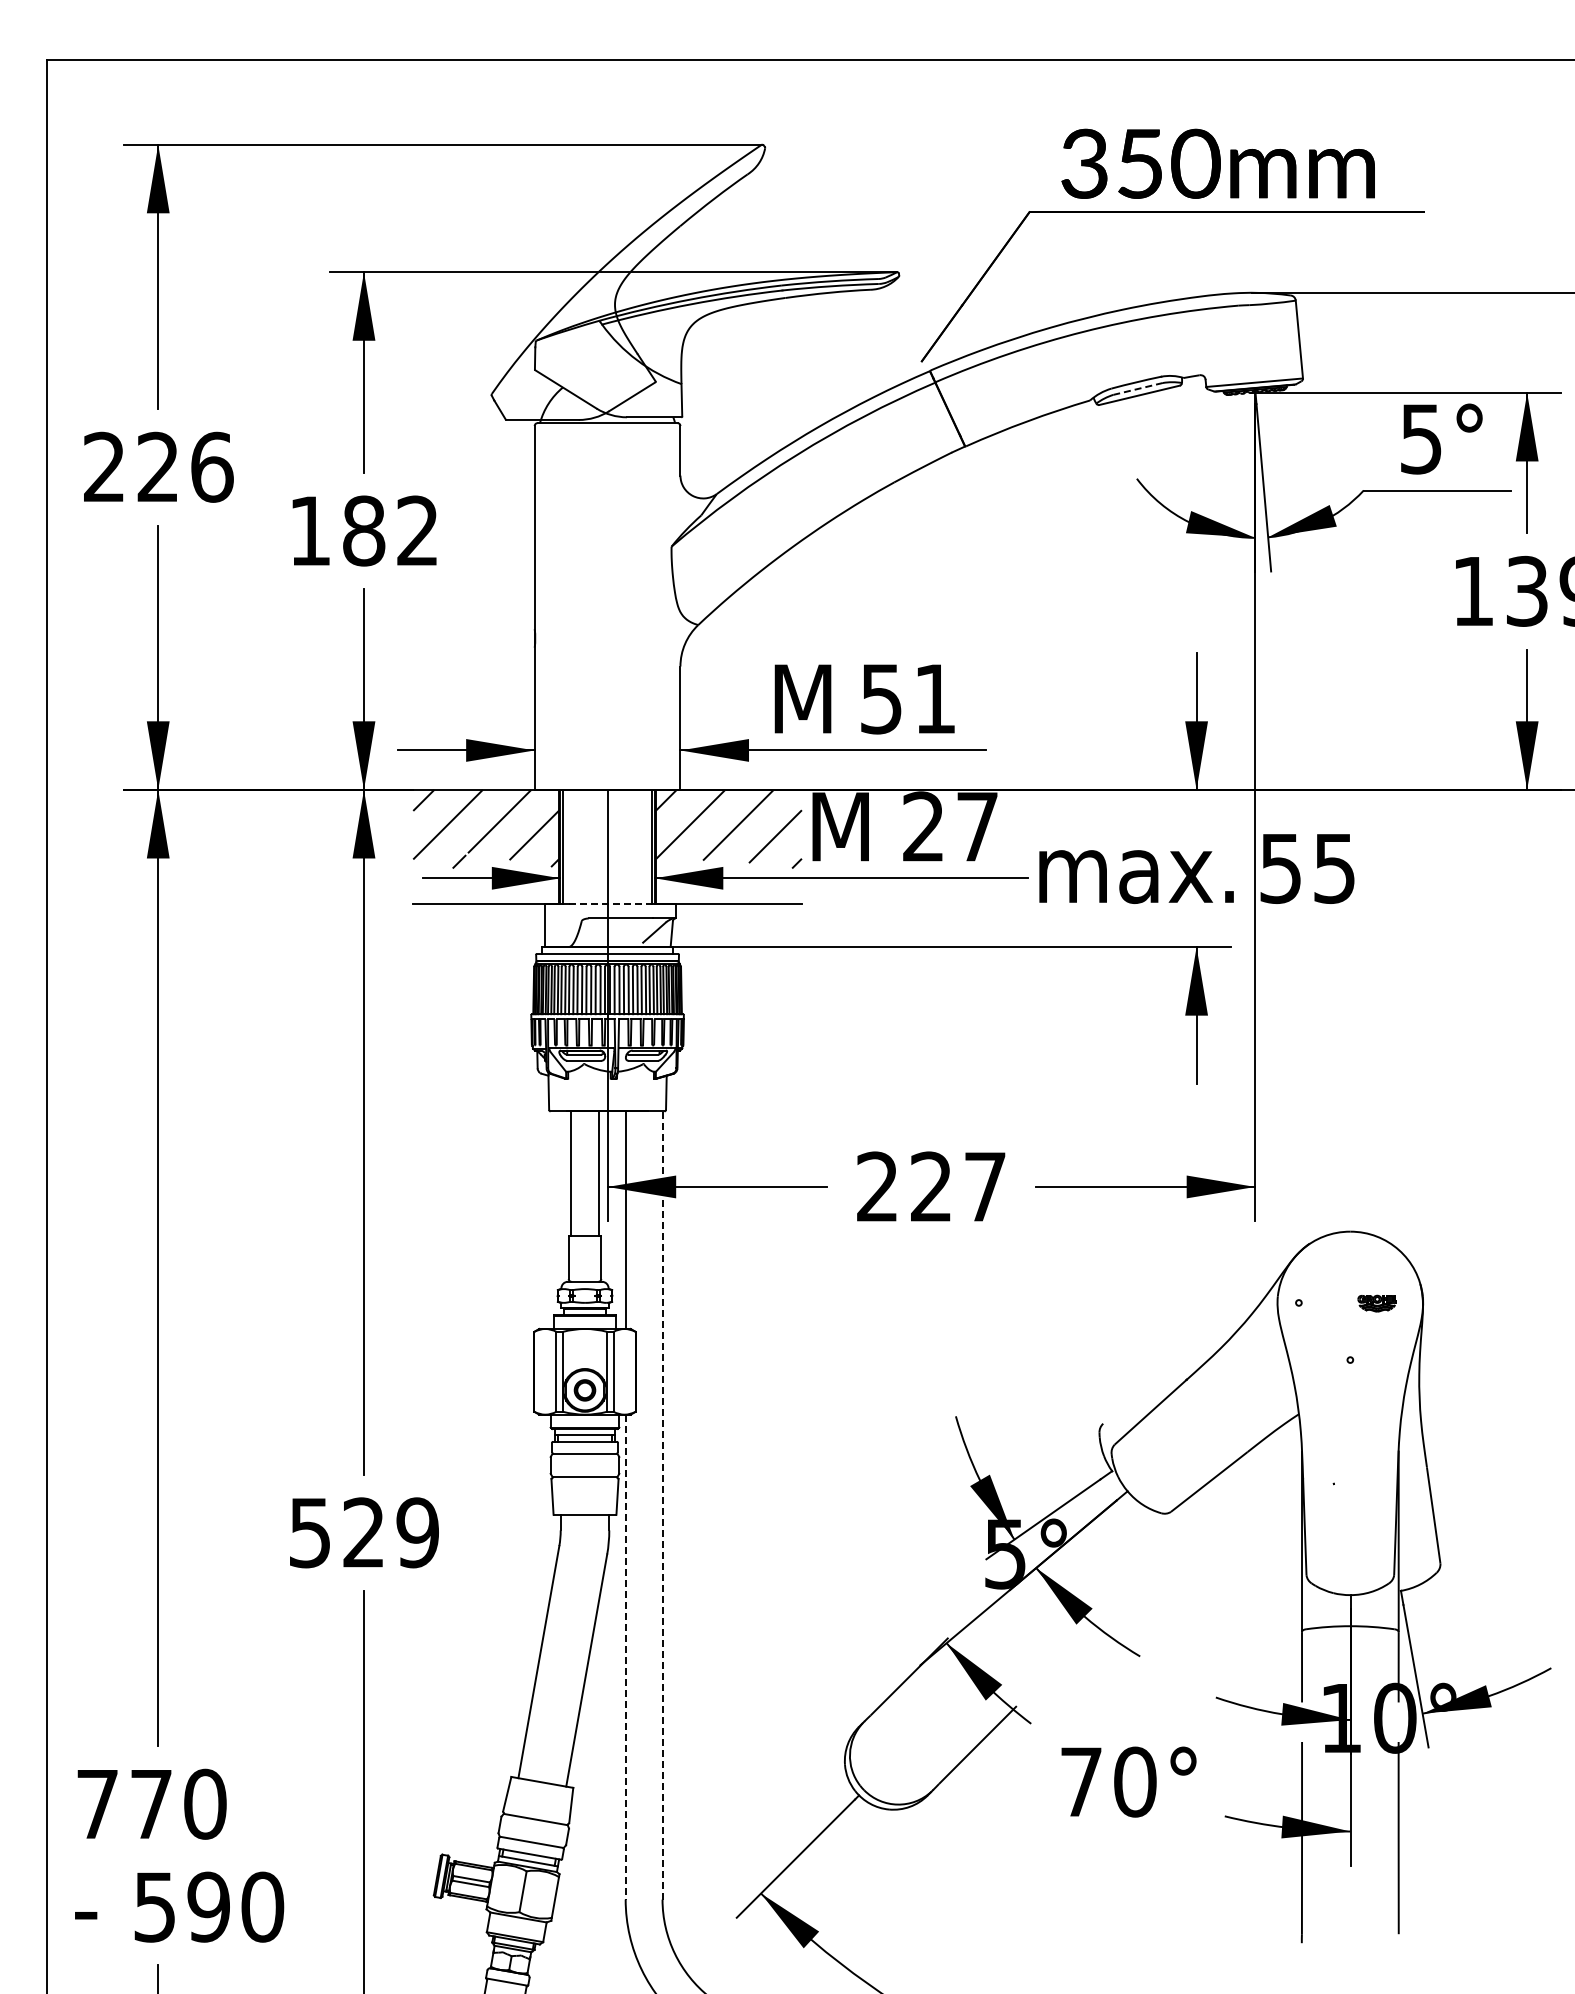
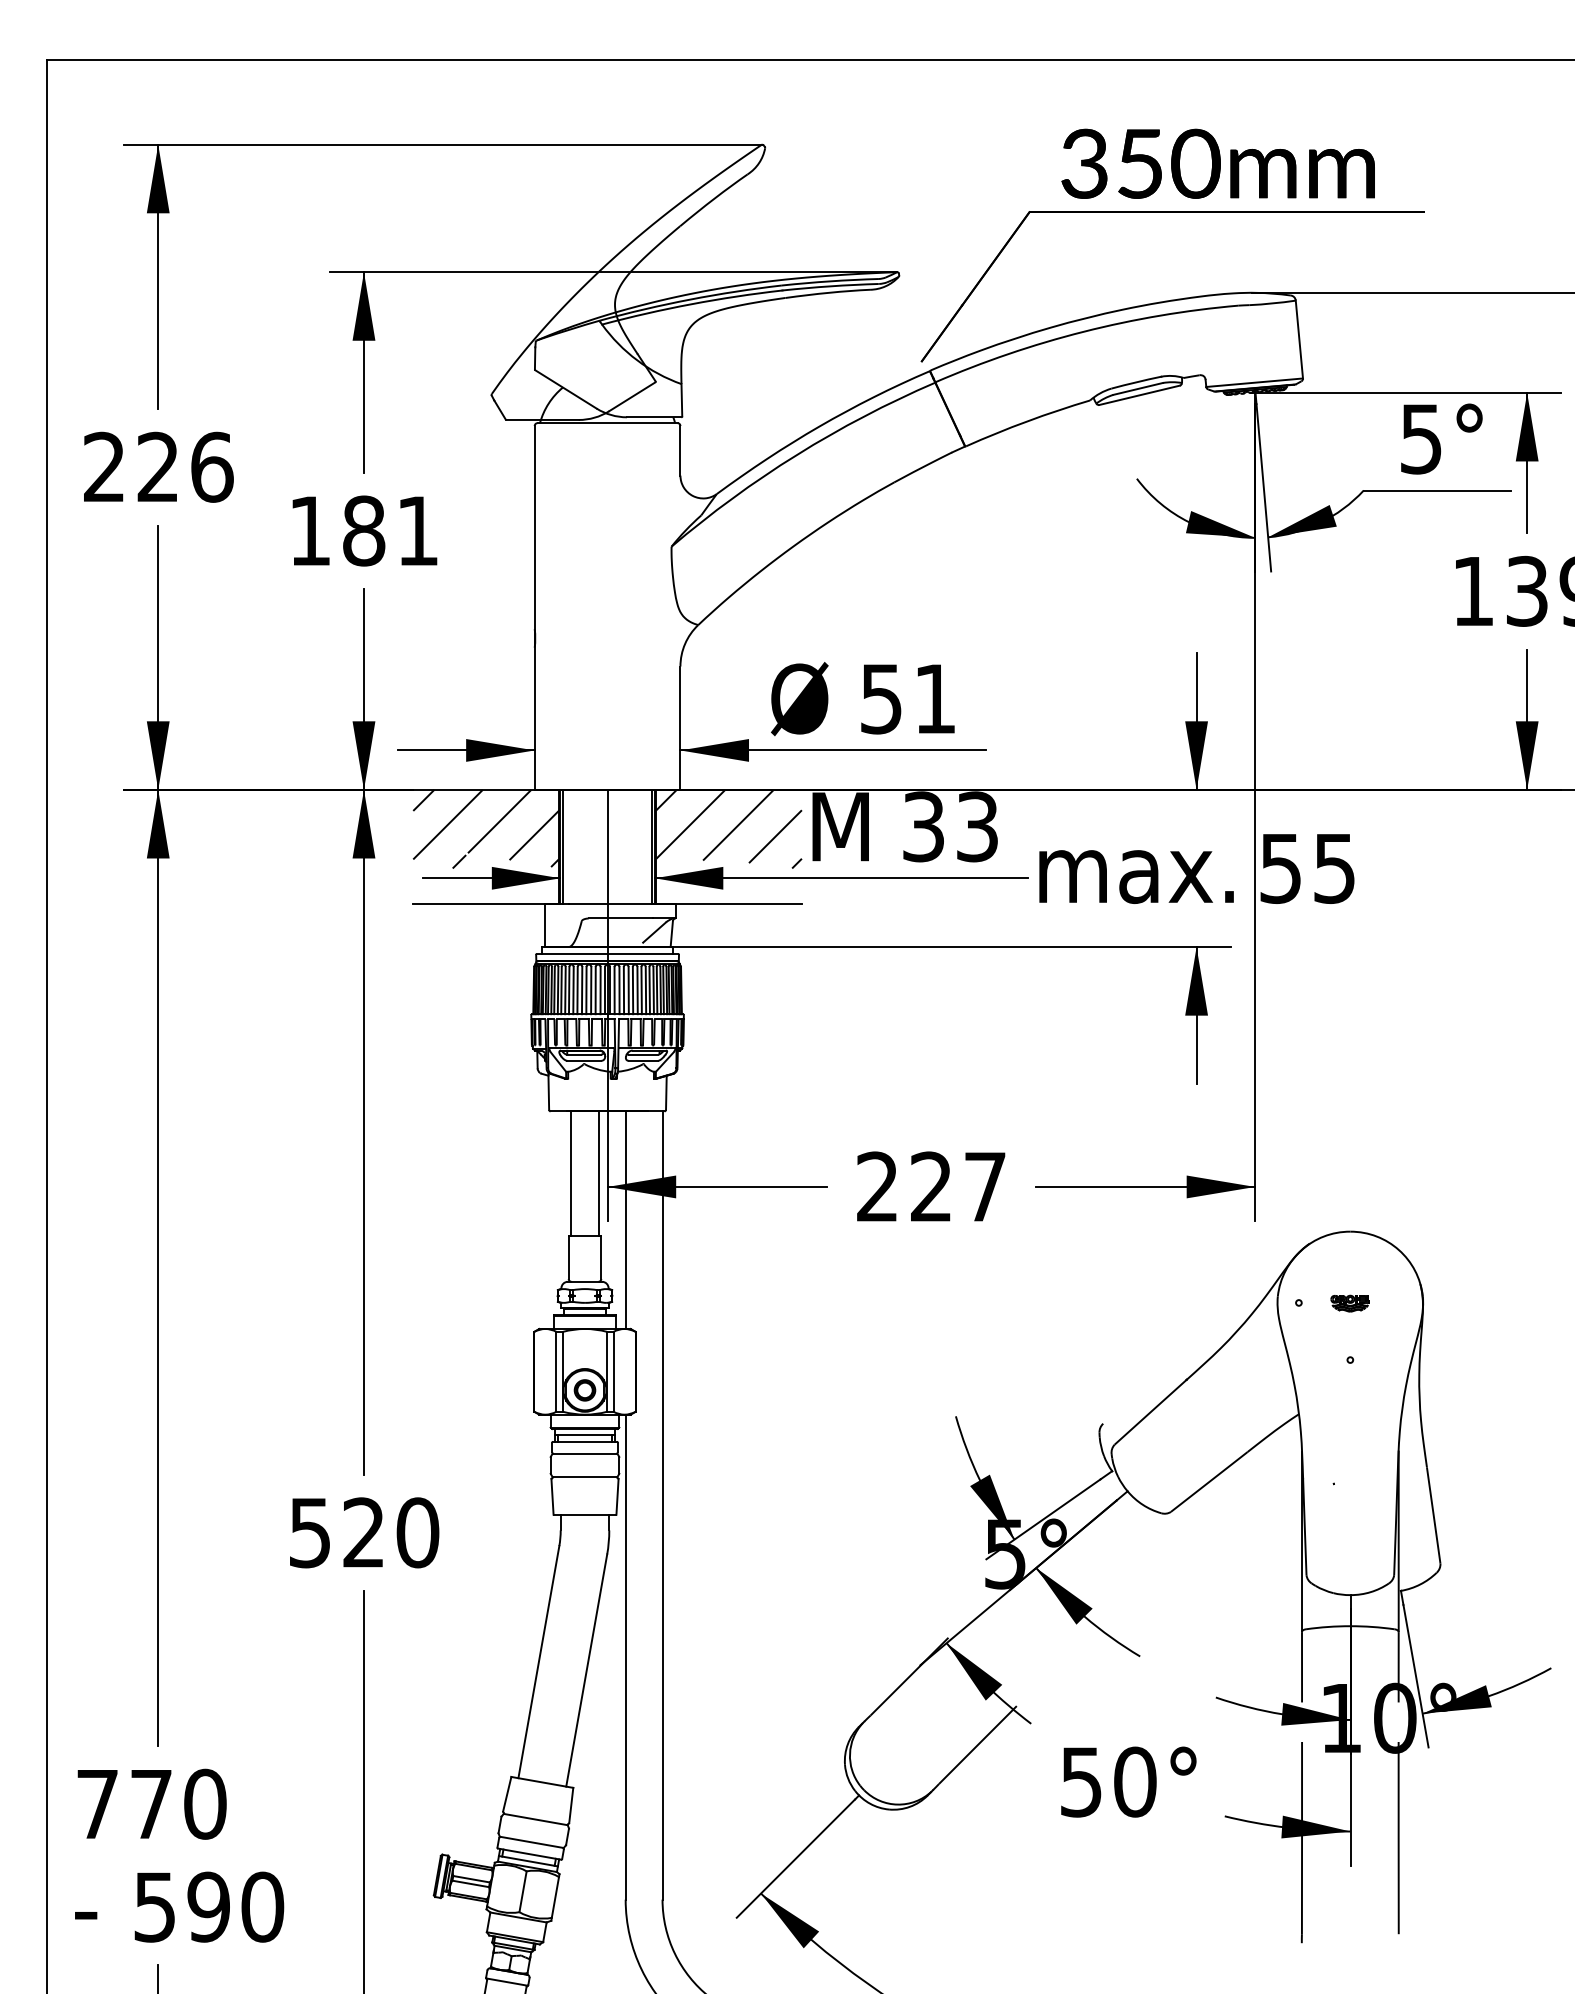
line: dashed -> solid (1137, 389)
text: 182 -> 181 (417, 530)
text: M -> Ø (801, 699)
text: 27 -> 33 (950, 826)
line: dashed -> solid (611, 904)
part position: (1376, 1303) -> (1349, 1303) (1349, 1303)
line: dashed -> solid (662, 1505)
text: 529 -> 520 (417, 1532)
line: dashed -> solid (625, 1657)
text: 70° -> 50° (1081, 1782)
